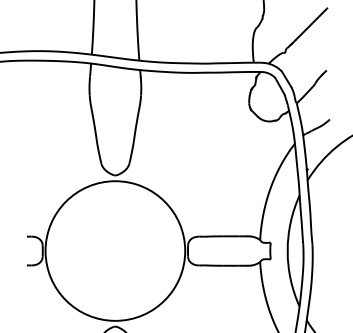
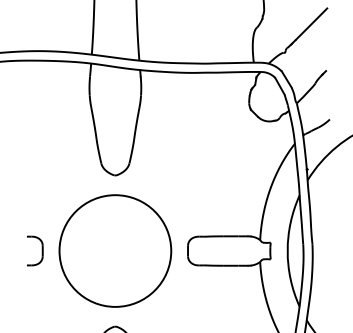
circle diameter: 140 px -> 112 px (115, 250)
